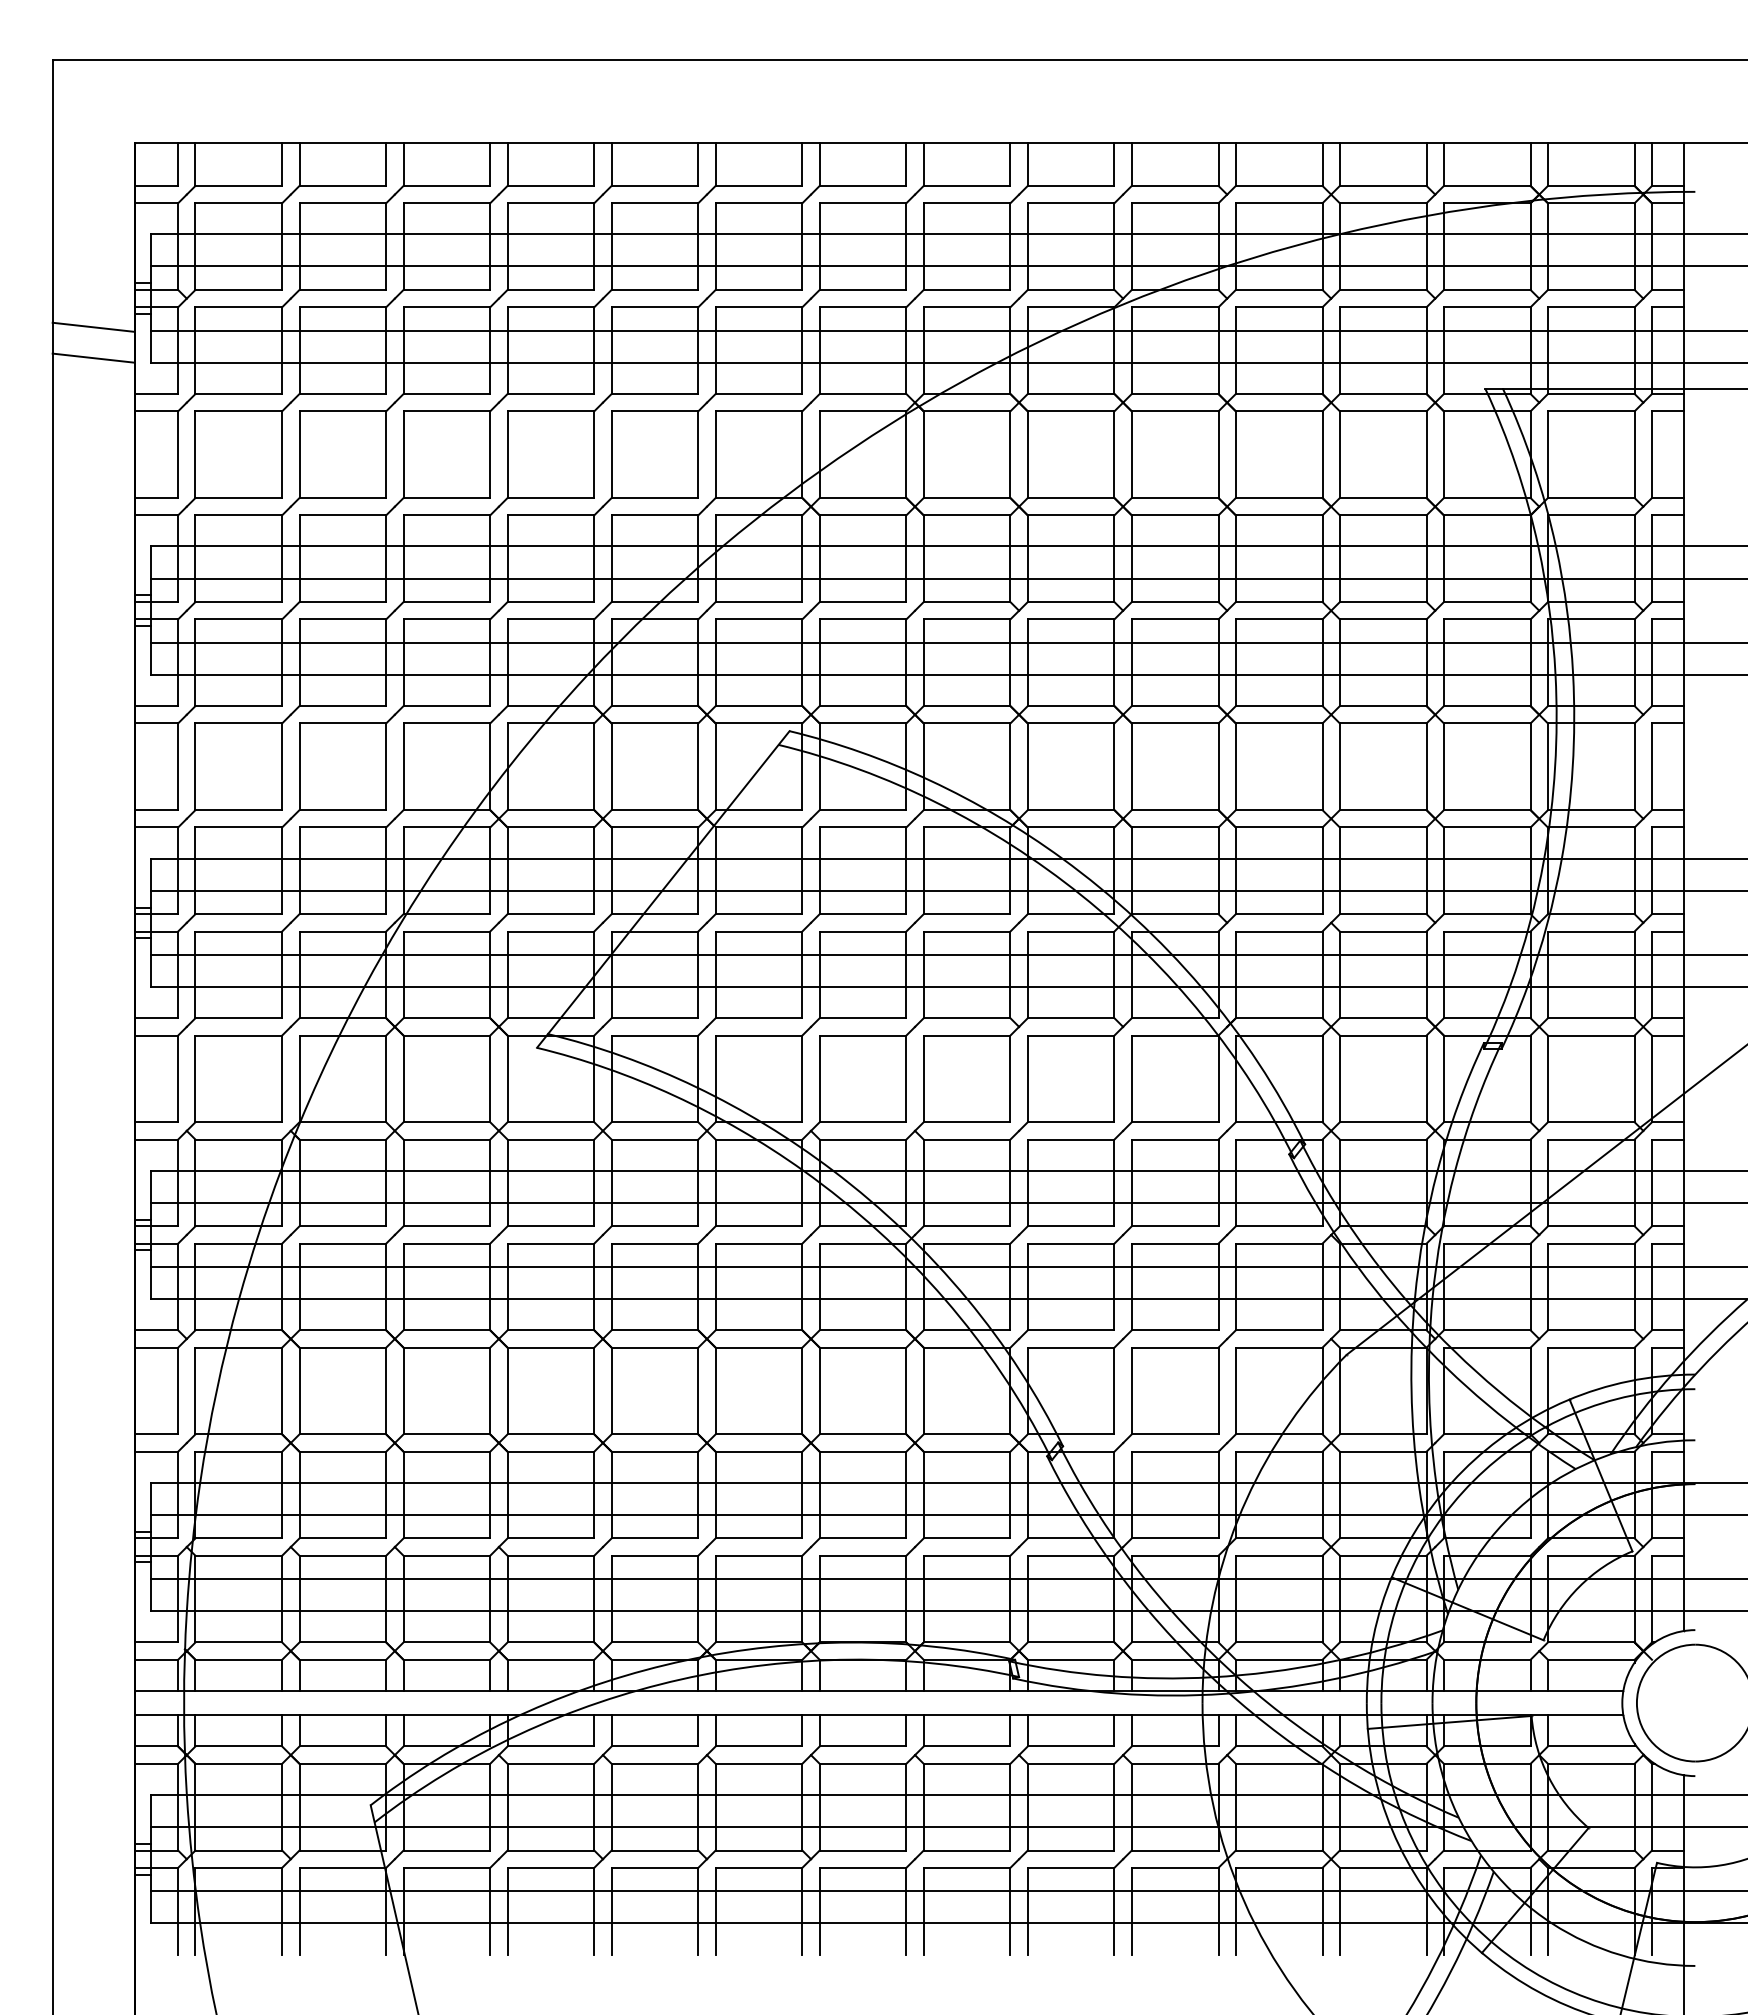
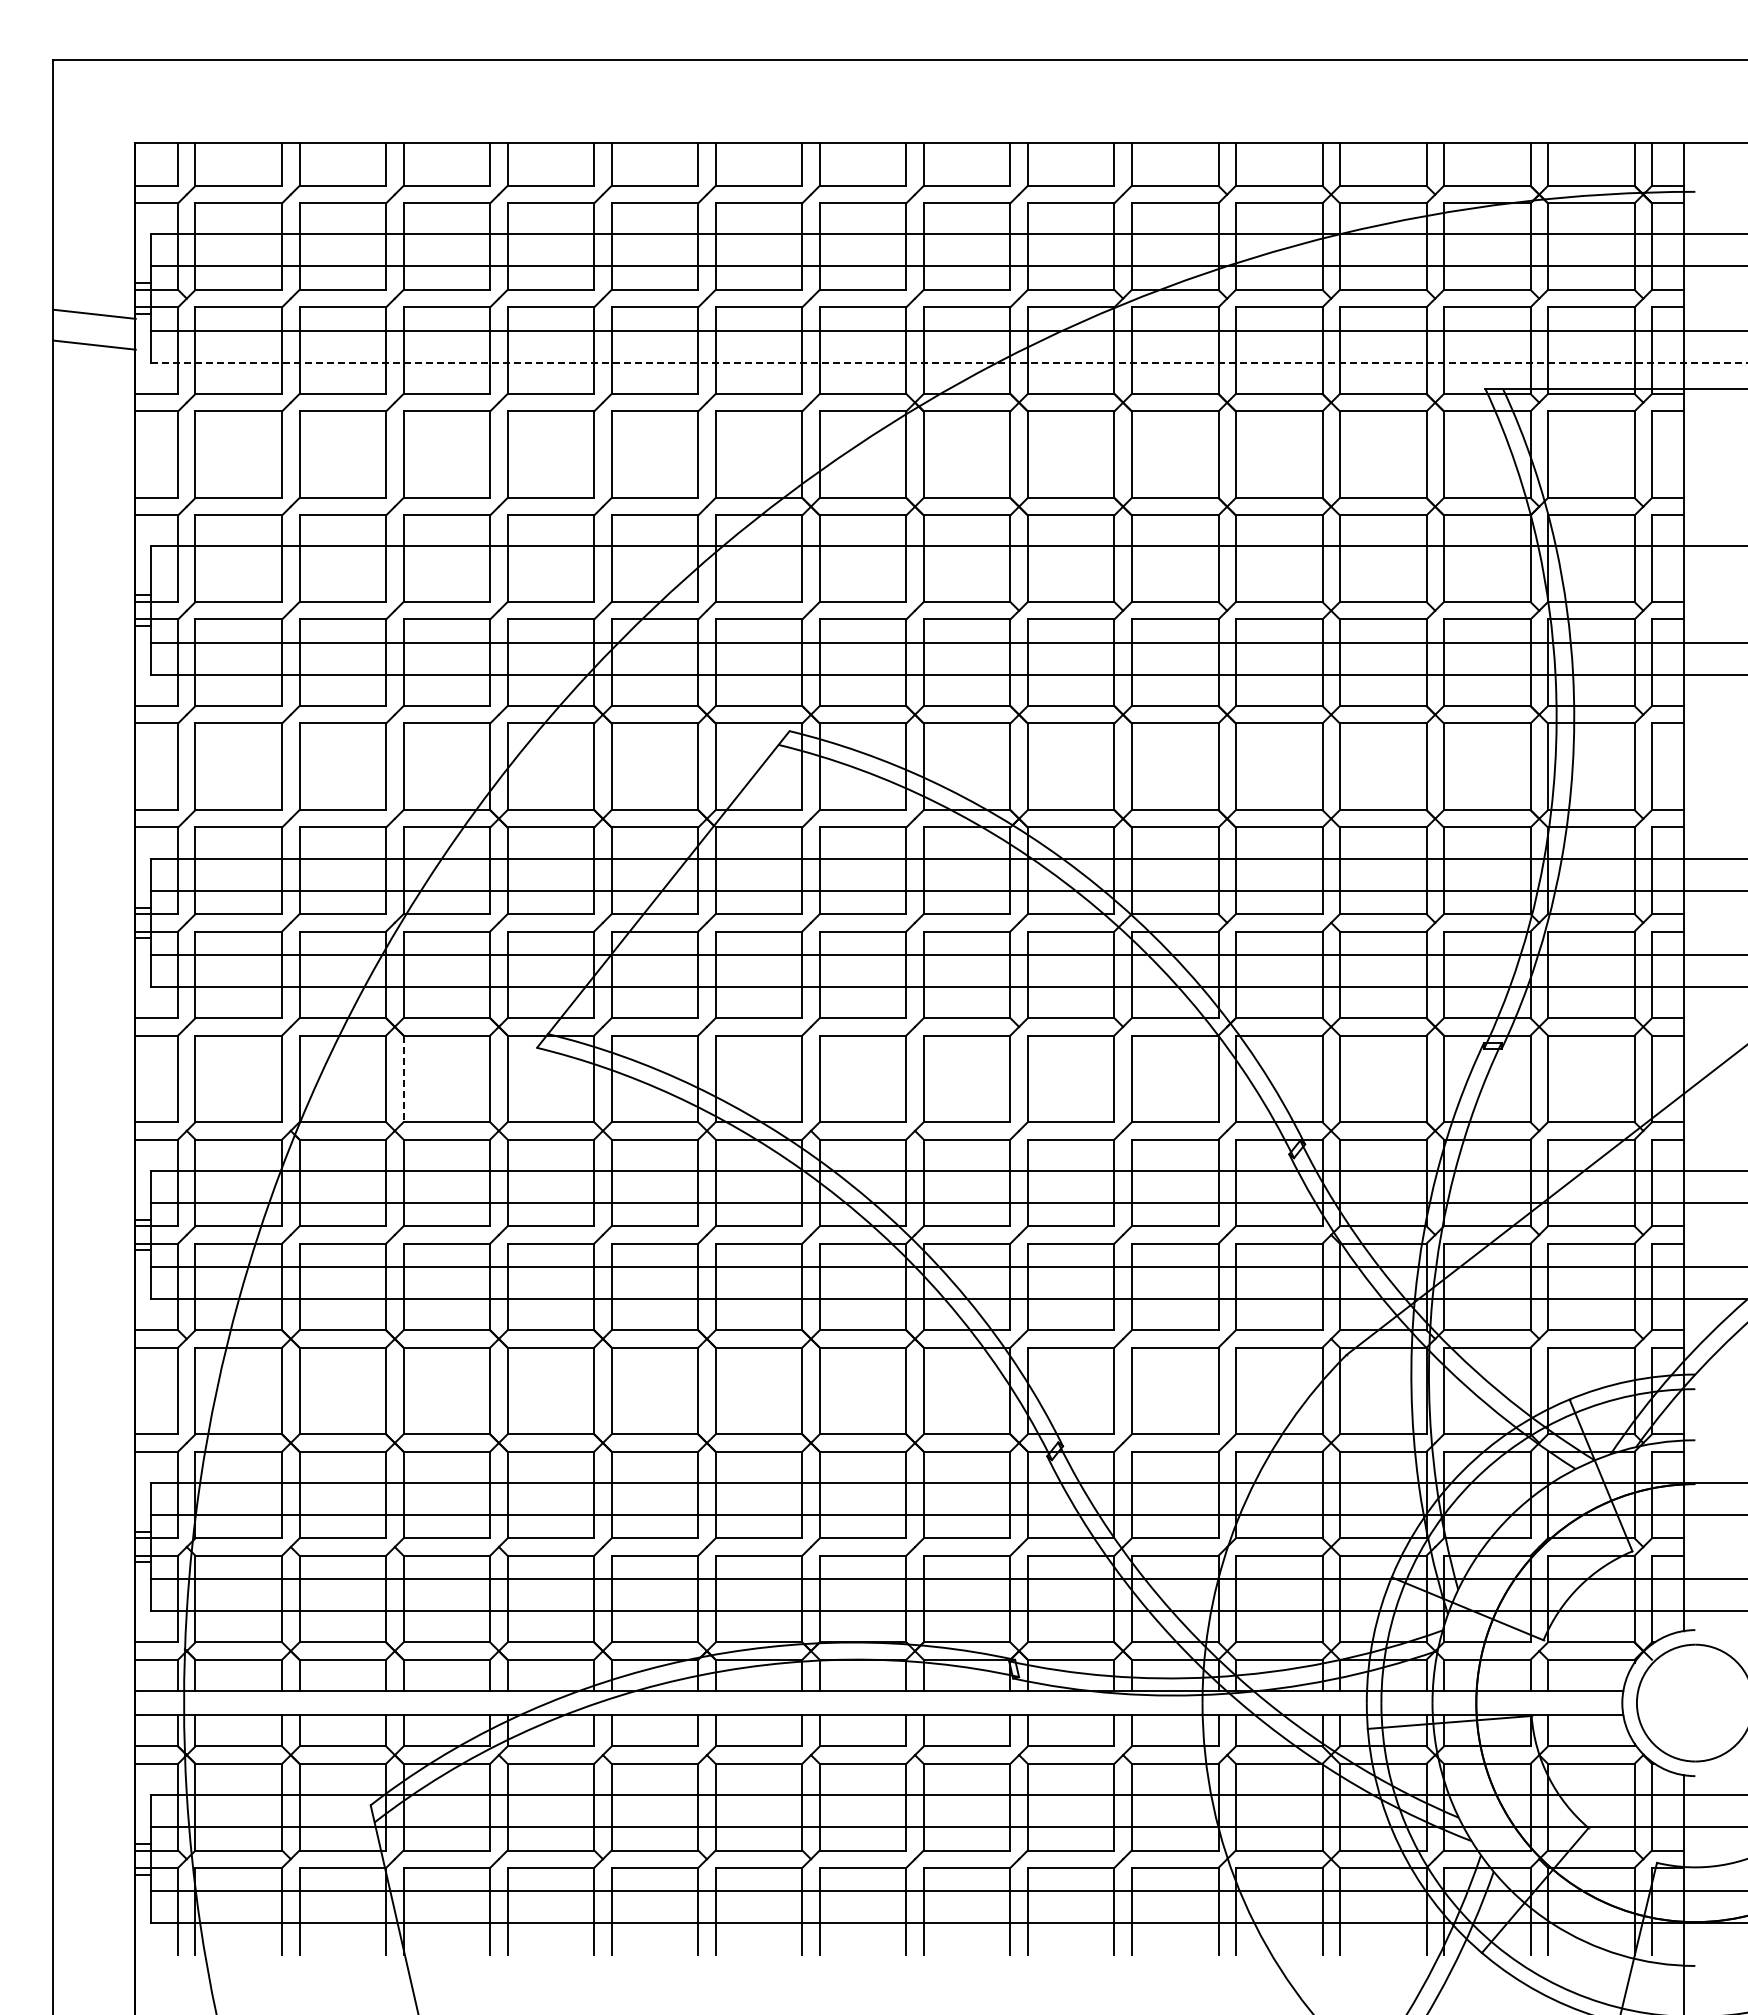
line position: (93, 326) -> (94, 313) (94, 313)
line position: (93, 357) -> (94, 344) (94, 344)
line: solid -> dashed (950, 362)
line: present -> none (947, 578)
line: solid -> dashed (403, 1079)
